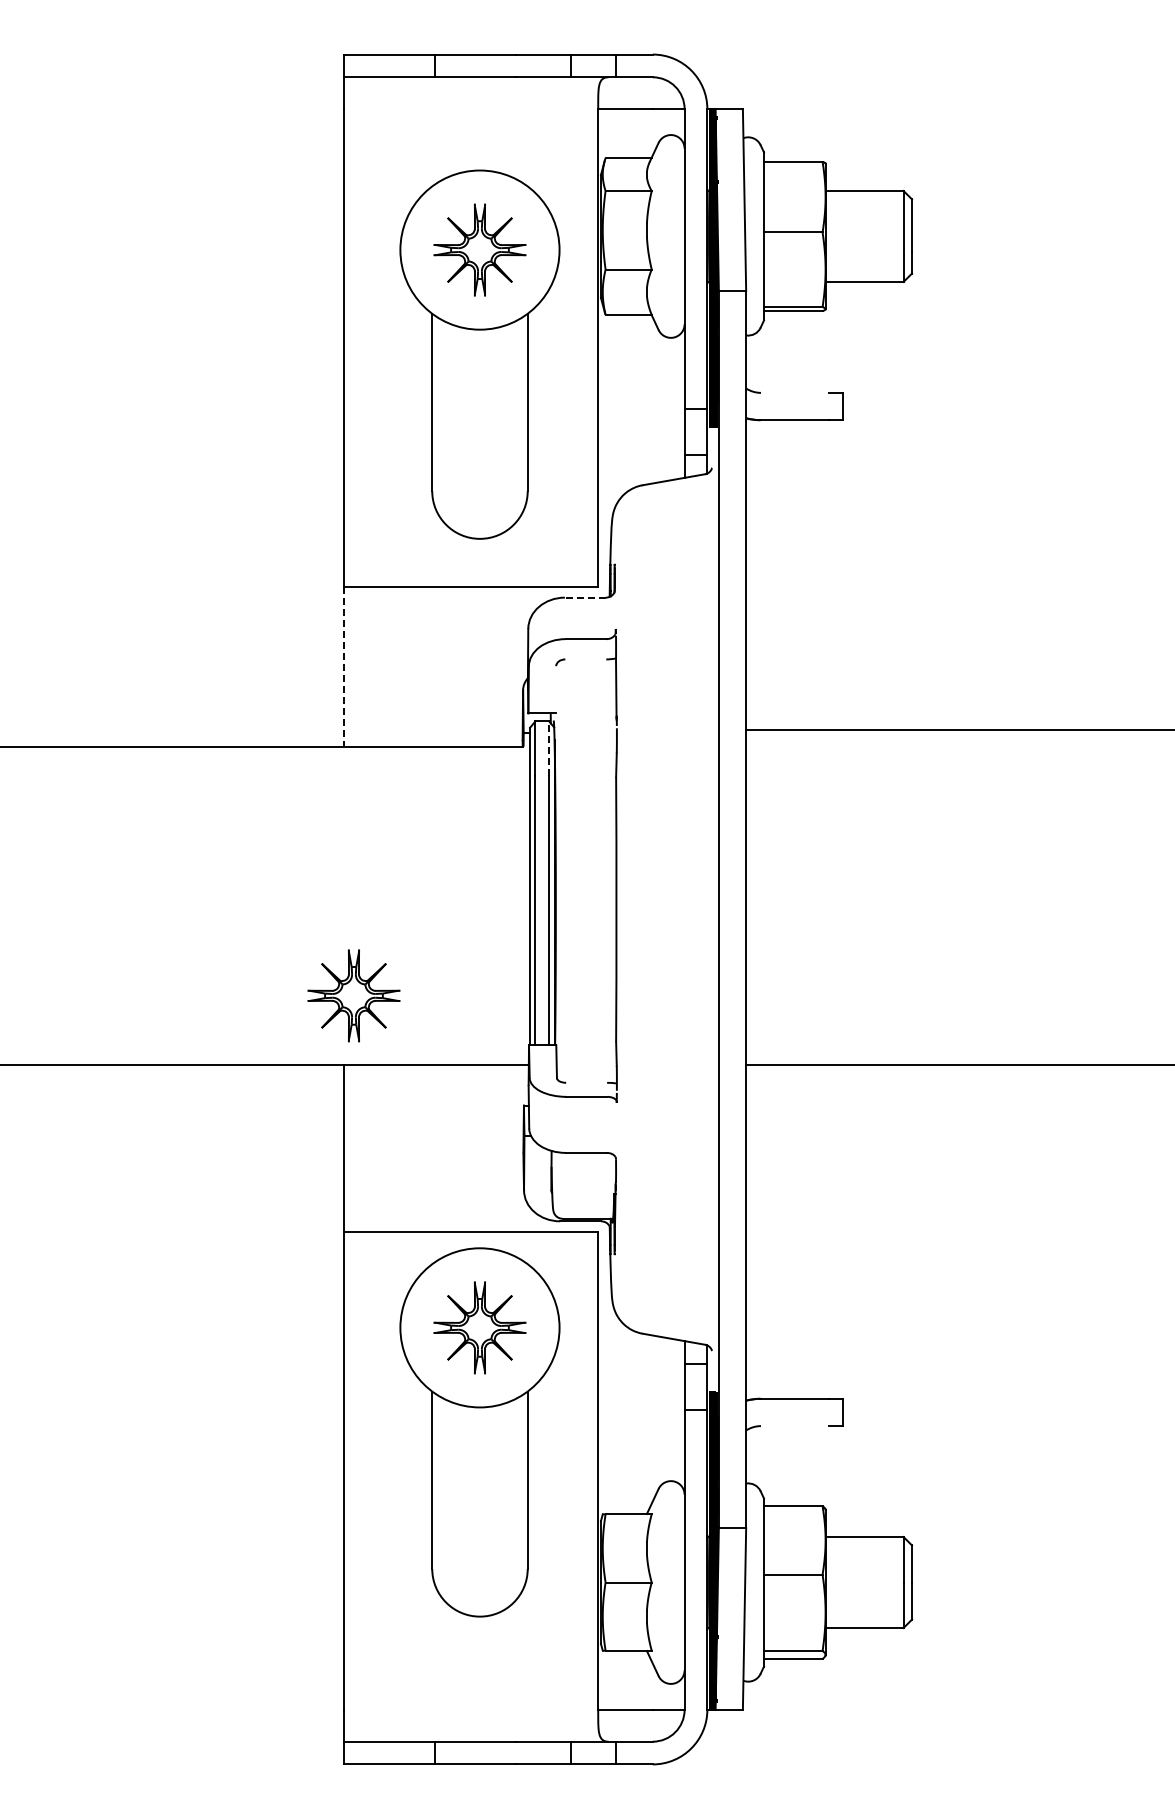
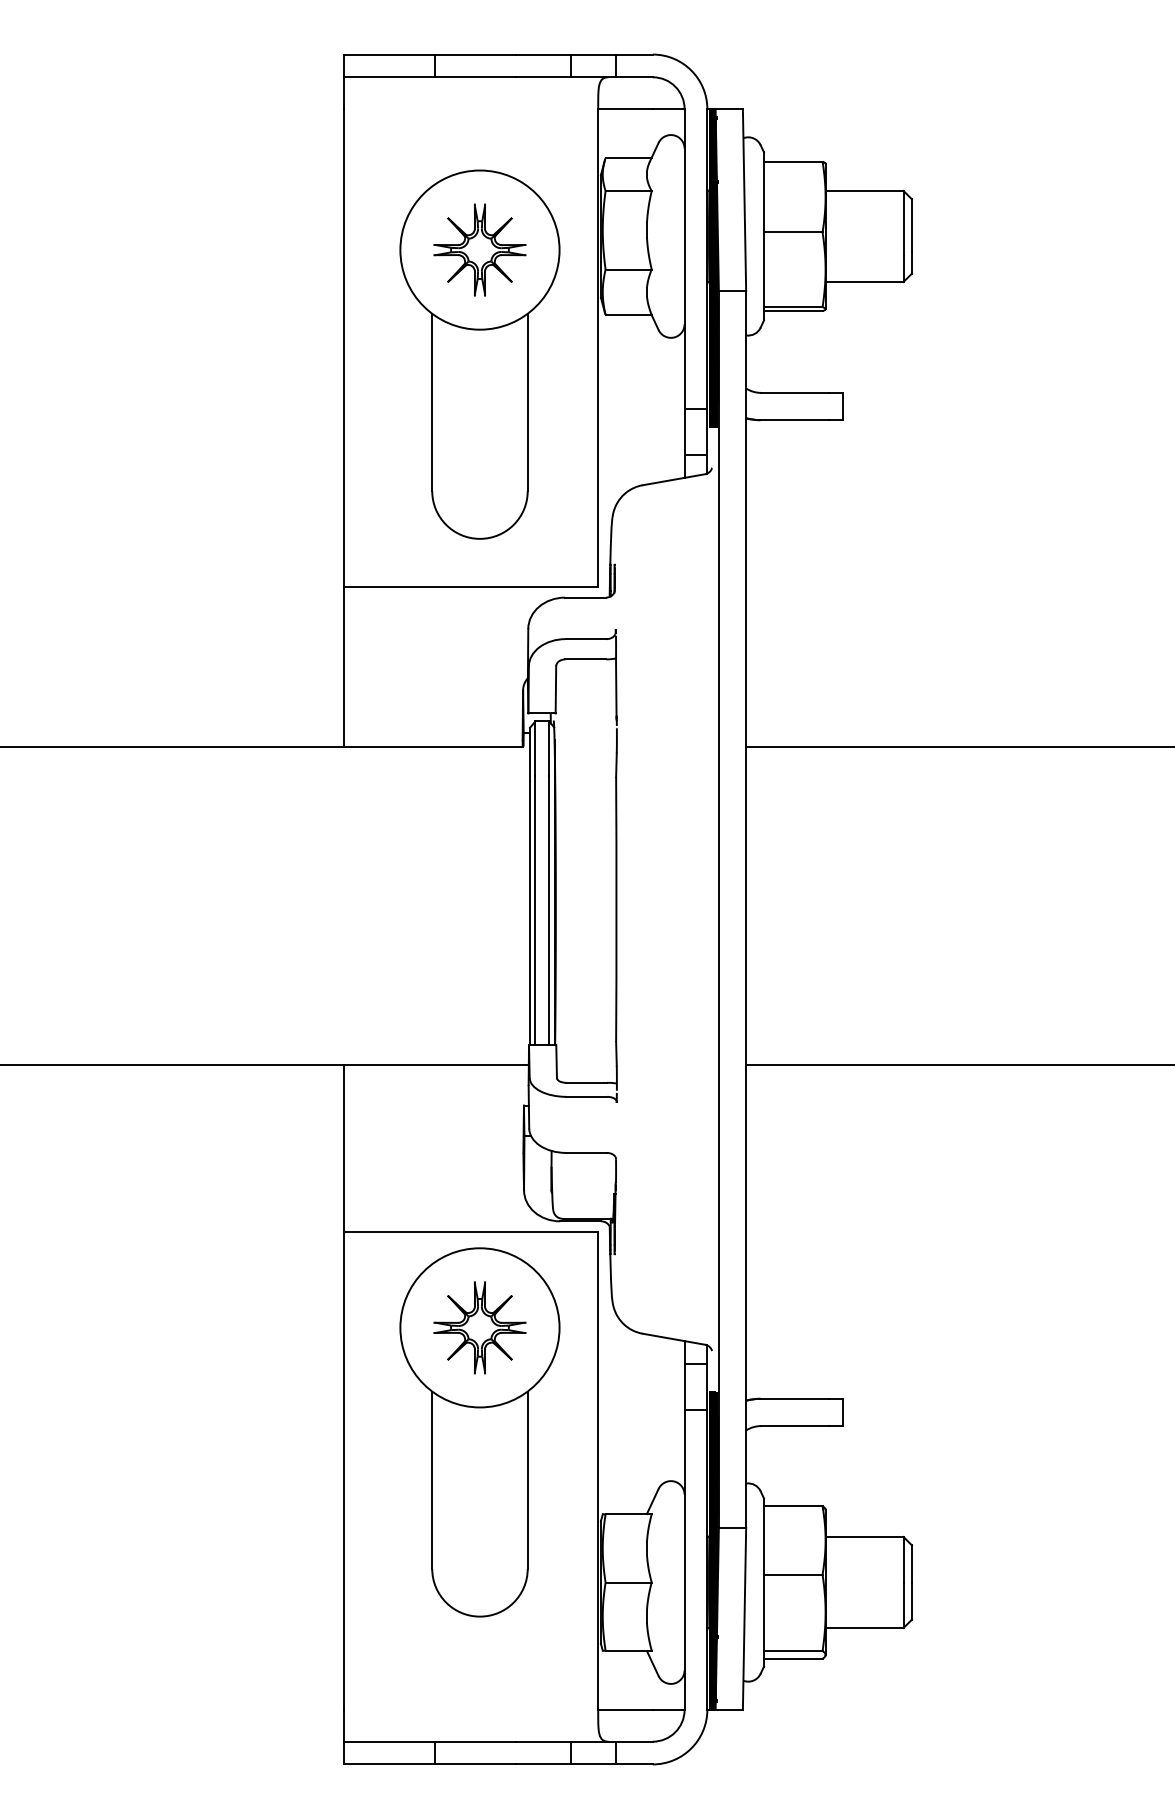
line: none -> present (795, 392)
line: dashed -> solid (584, 597)
line: none -> present (585, 659)
line: dashed -> solid (343, 667)
line: none -> present (555, 689)
line position: (958, 729) -> (958, 746) (958, 746)
line: dashed -> solid (549, 748)
part: present -> none (353, 995)
line: none -> present (586, 1082)
line: none -> present (795, 1426)
